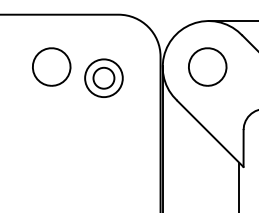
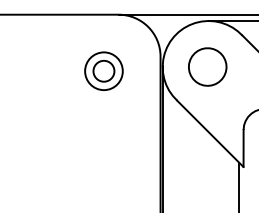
line: none -> present (186, 14)
part: present -> none (51, 66)
part position: (103, 77) -> (103, 70) (103, 70)
